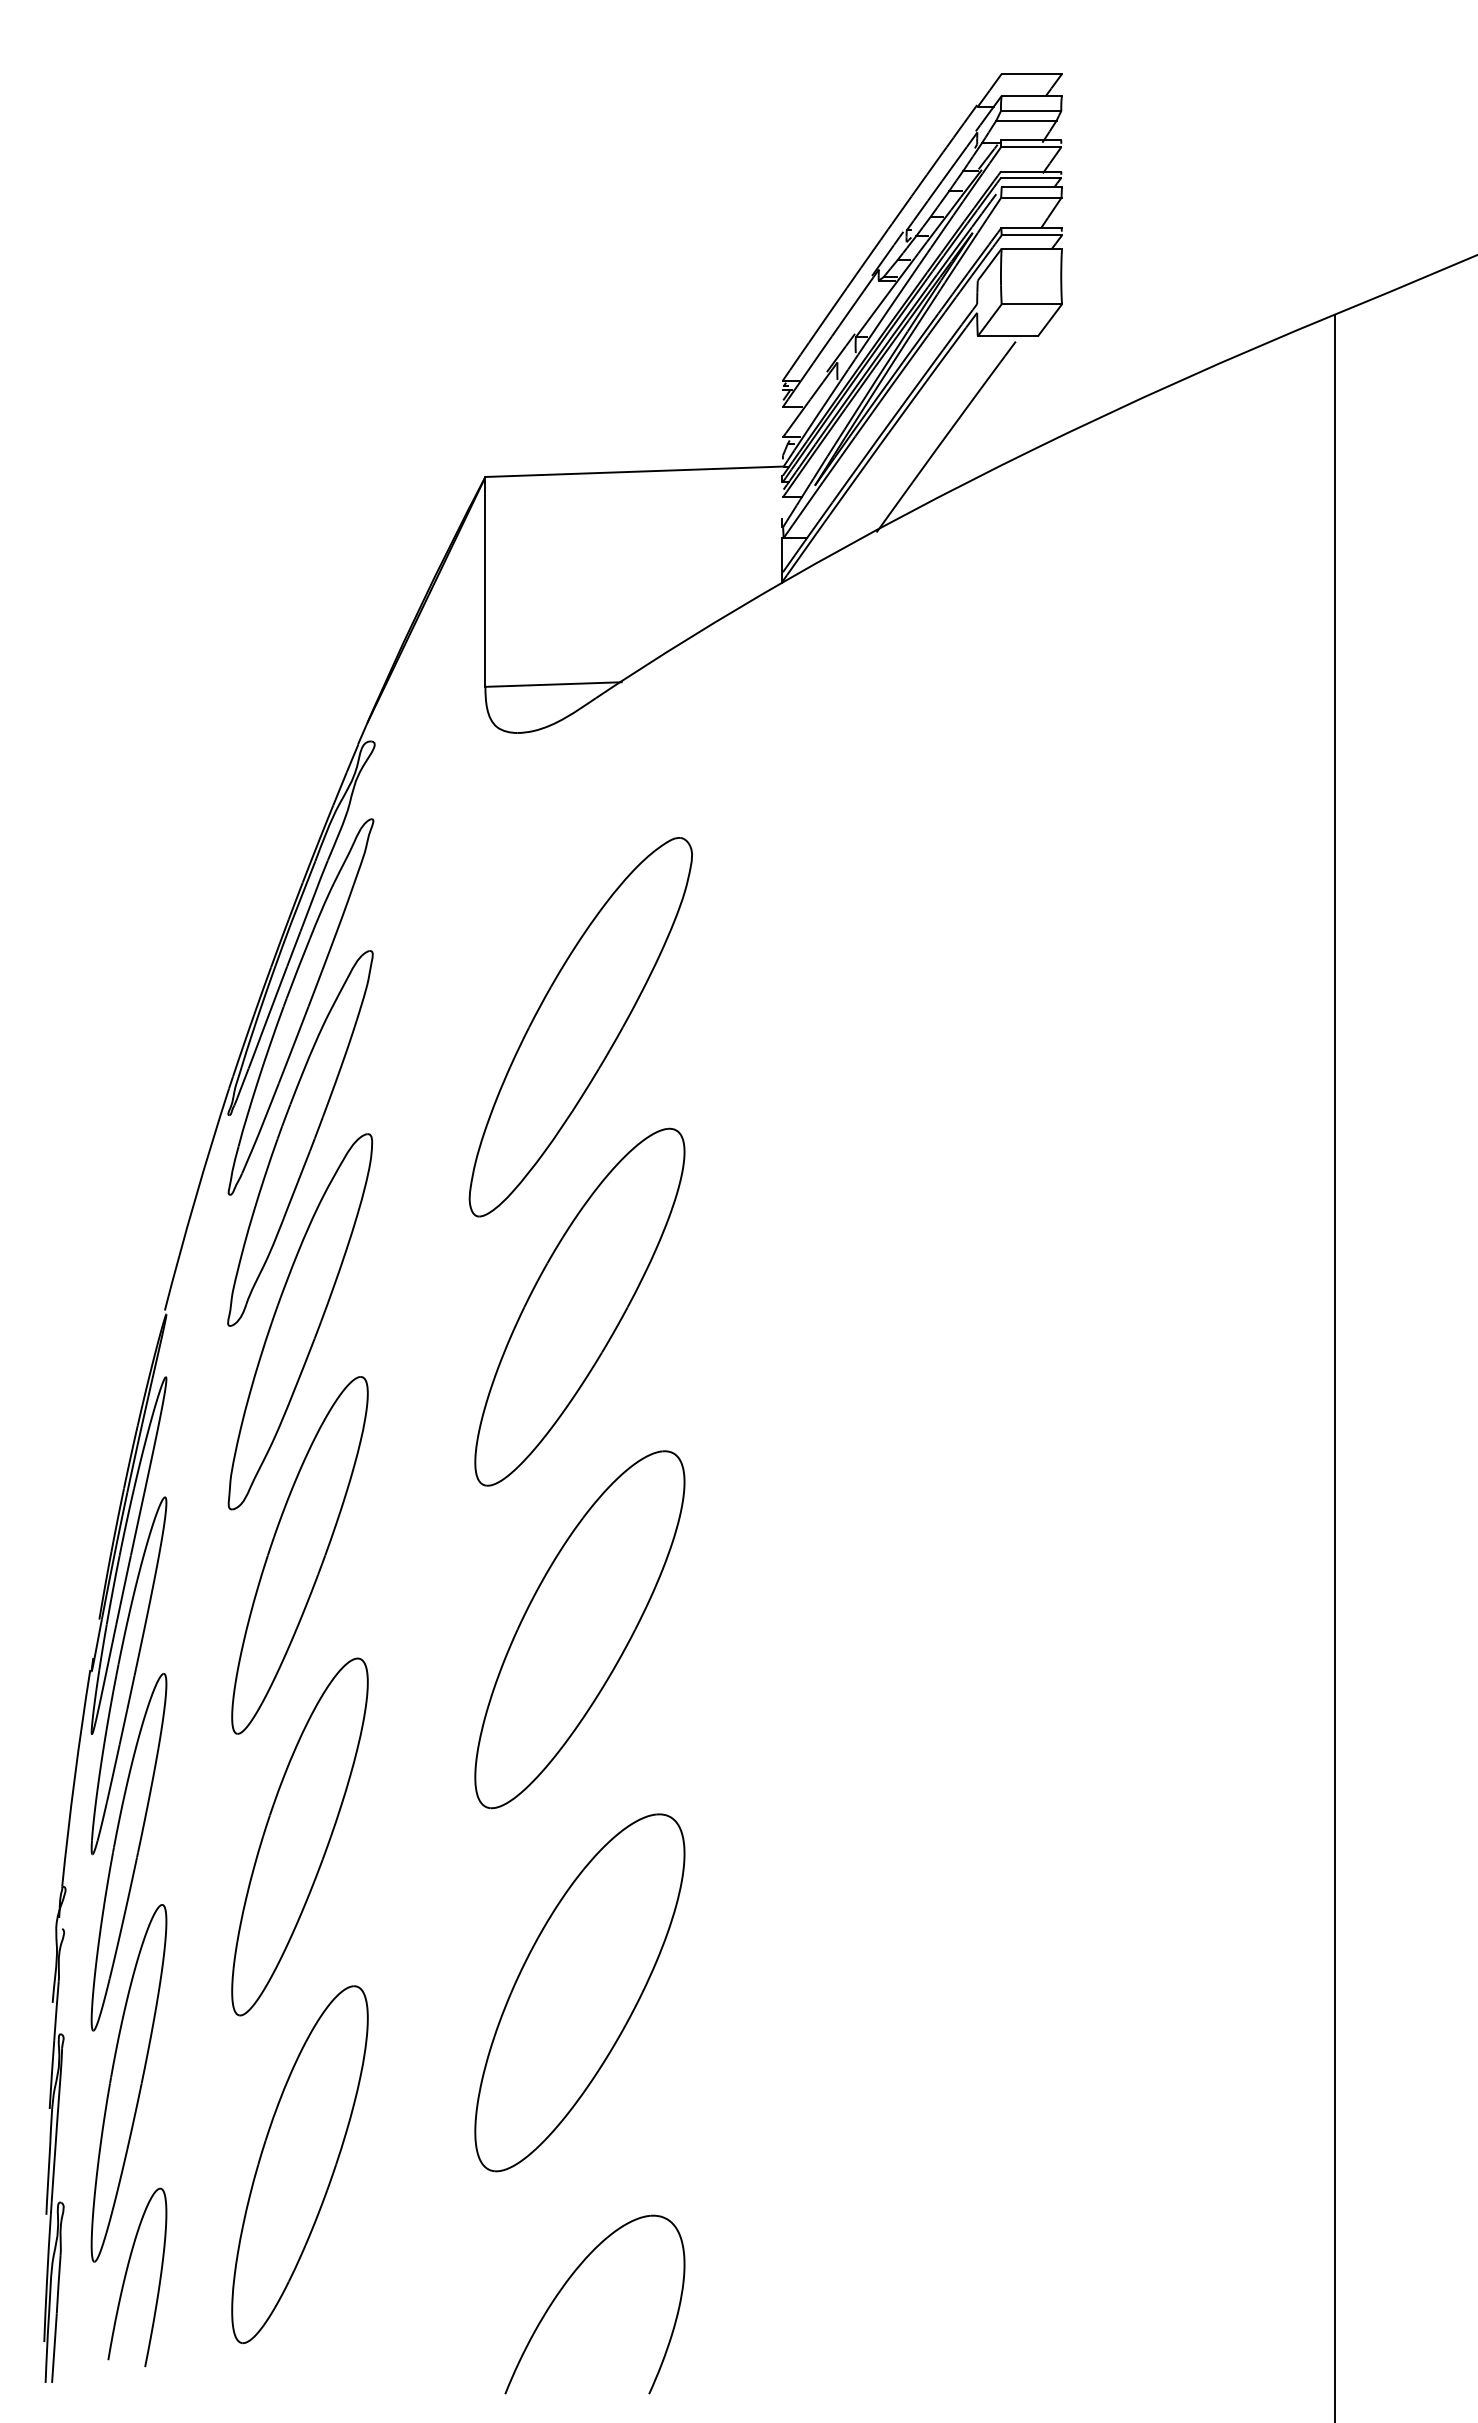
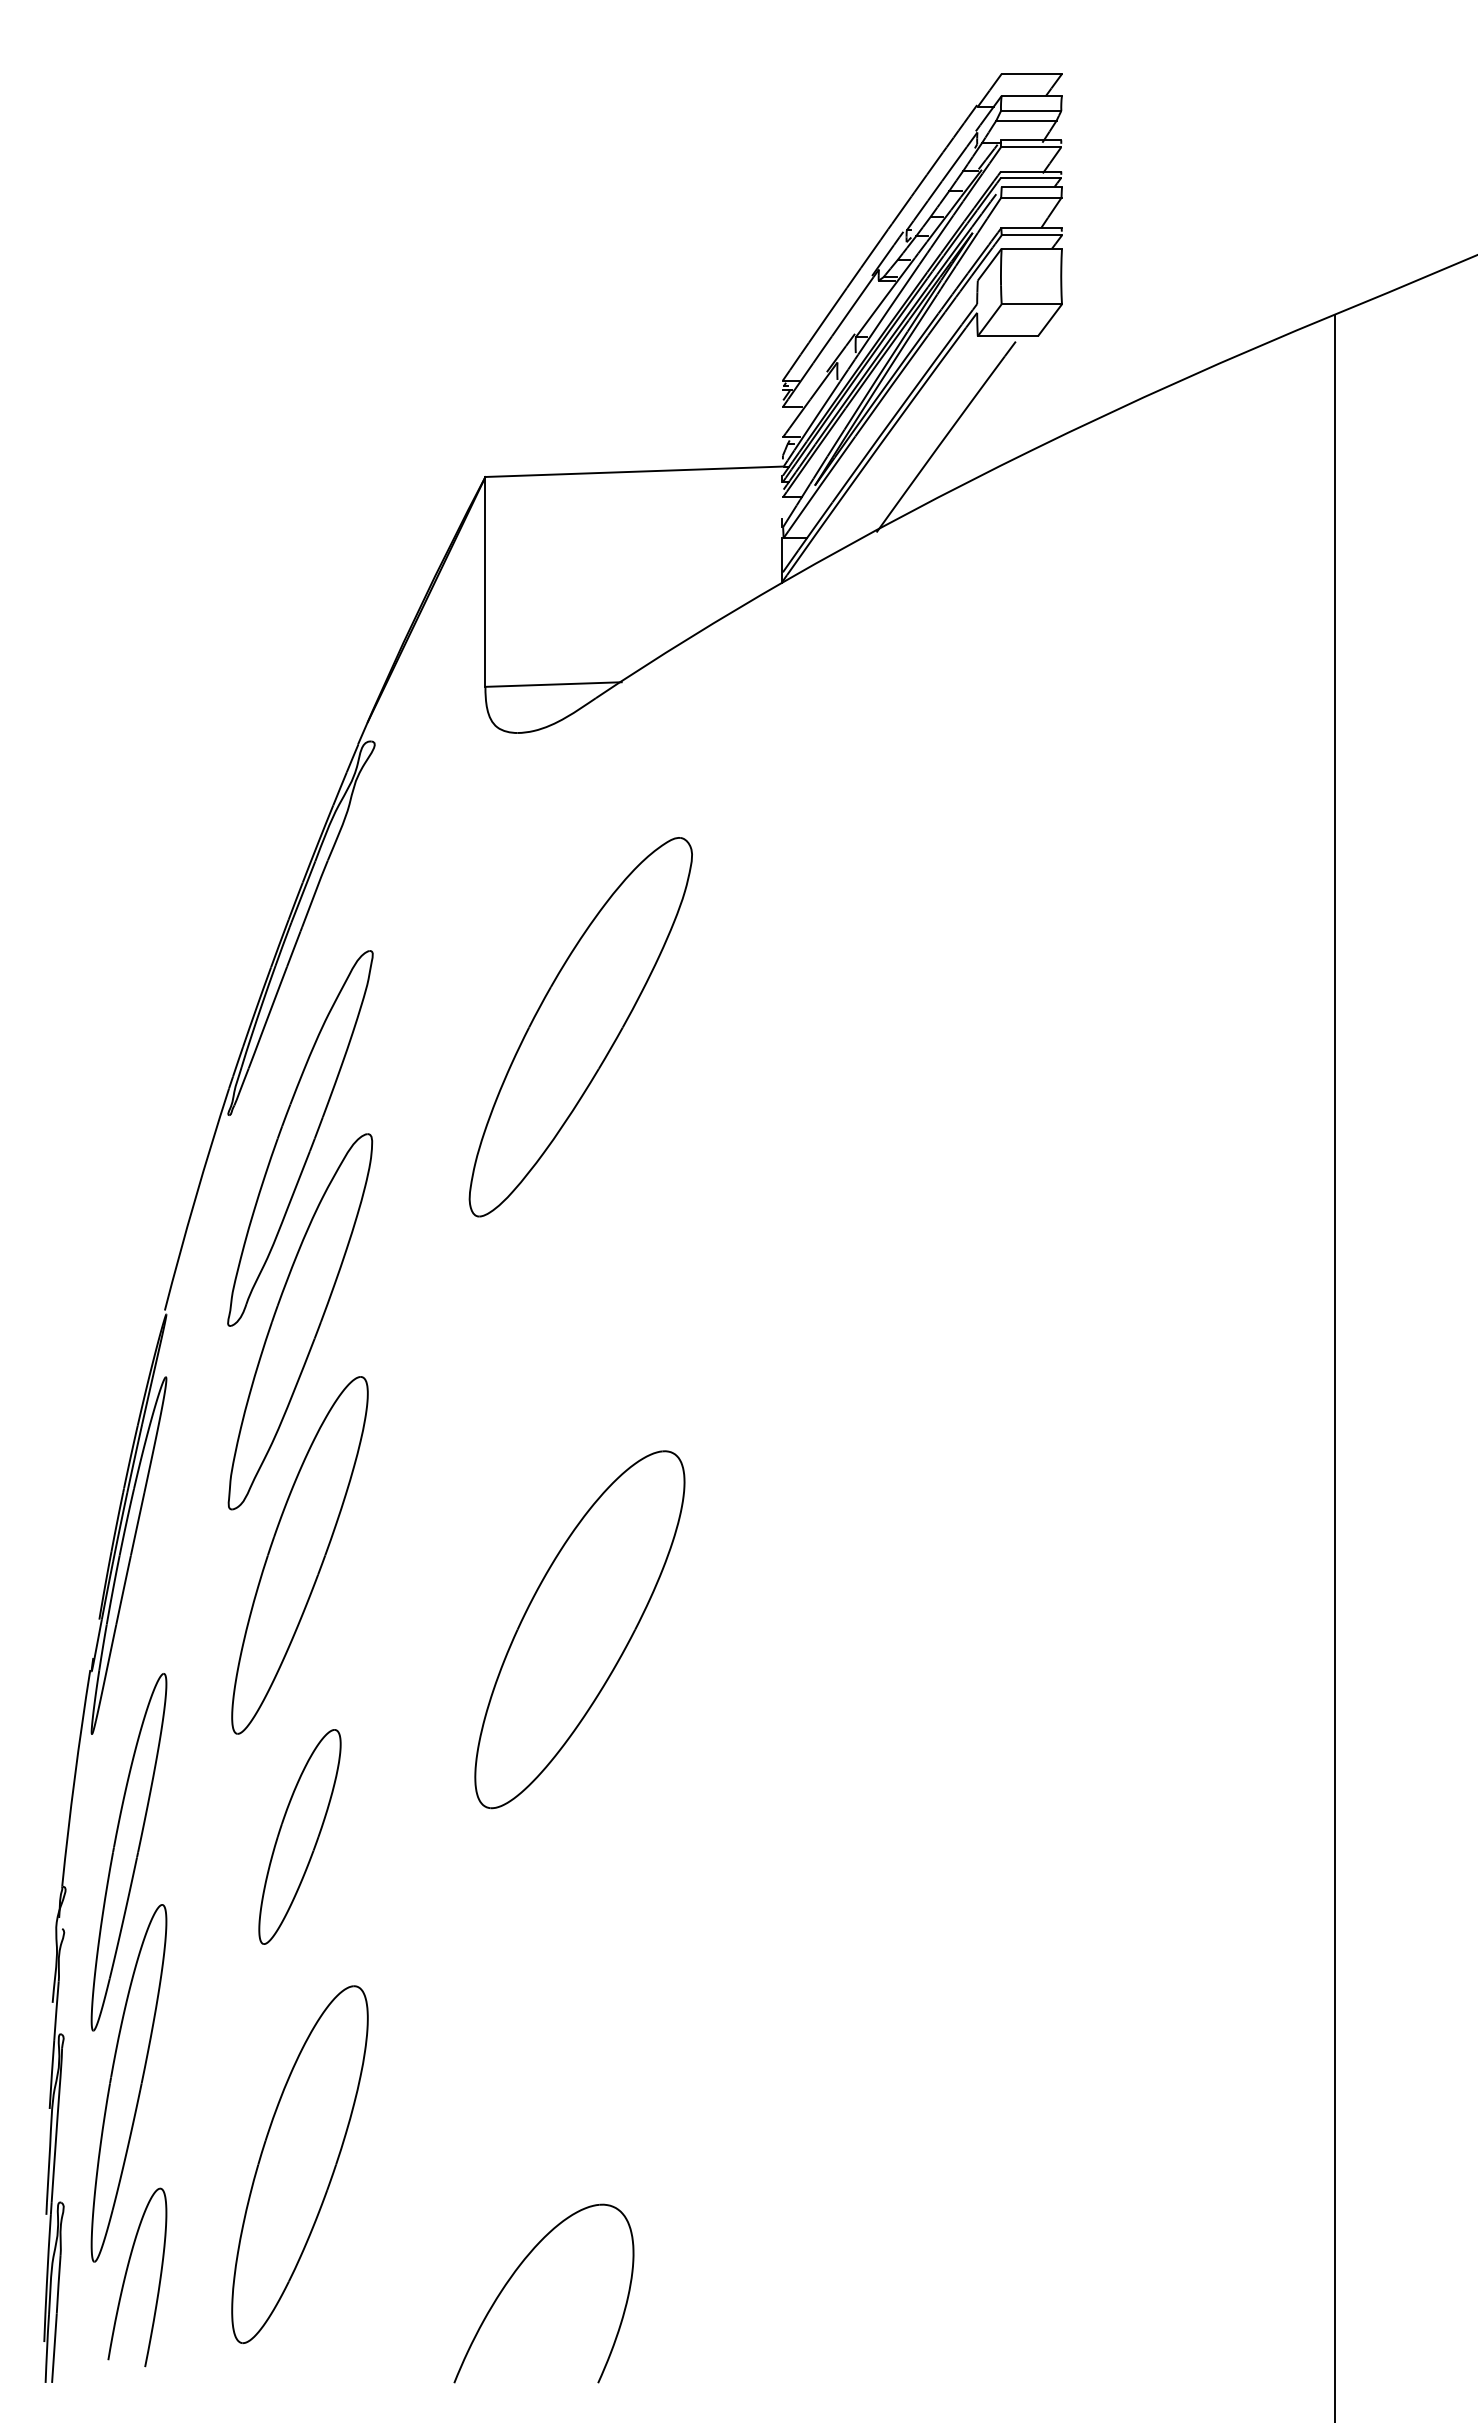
part: present -> none (300, 1006)
part: present -> none (579, 1306)
part: present -> none (128, 1675)
part size: 138x360 px -> 84x216 px (299, 1836)
part: present -> none (579, 1992)
part position: (565, 2285) -> (514, 2274) (514, 2274)
